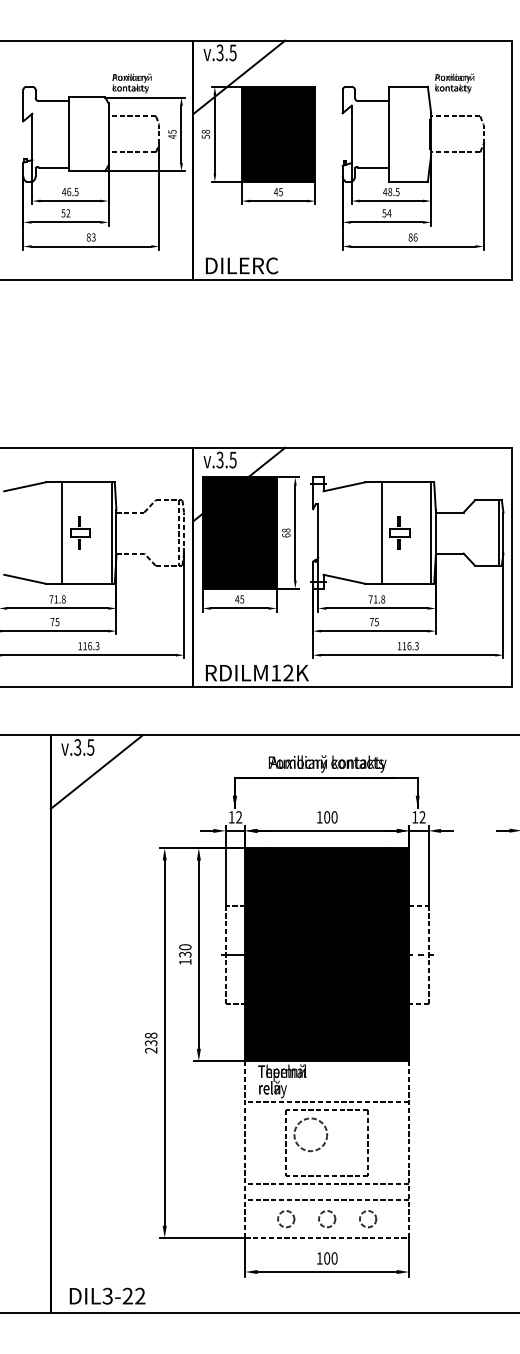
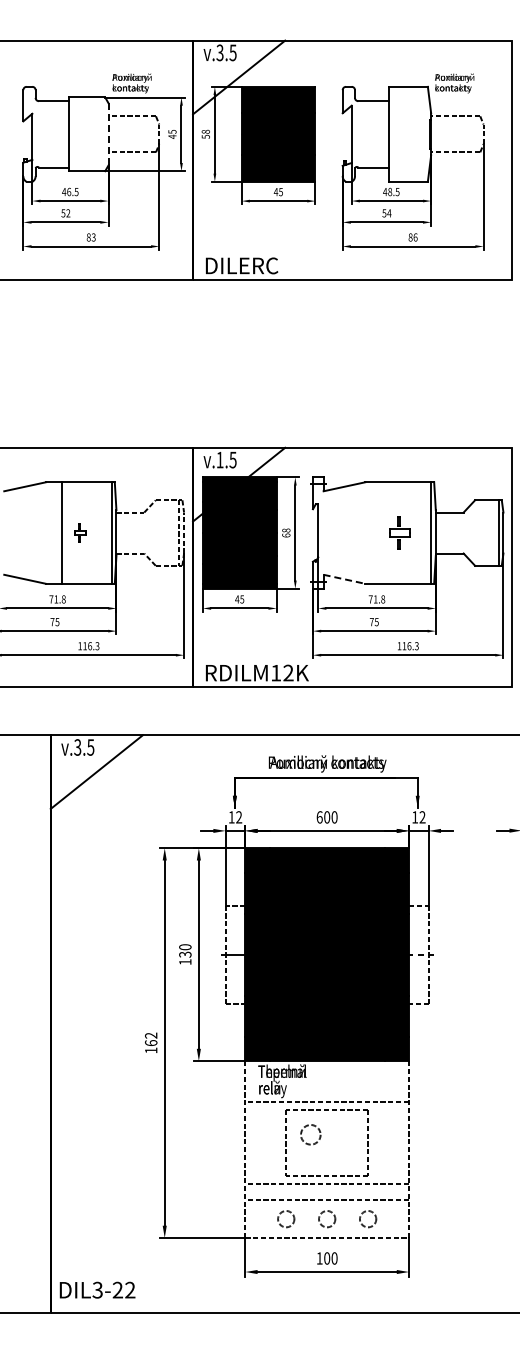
line: solid -> dashed (108, 133)
text: v.3.5 -> v.1.5 (219, 459)
part size: 21x34 px -> 13x20 px (80, 532)
line: present -> none (381, 532)
line: solid -> dashed (344, 579)
text: 100 -> 600 (319, 817)
text: 238 -> 162 (151, 1042)
circle diameter: 33 px -> 20 px (310, 1134)
text position: (107, 1295) -> (97, 1289) (97, 1289)
